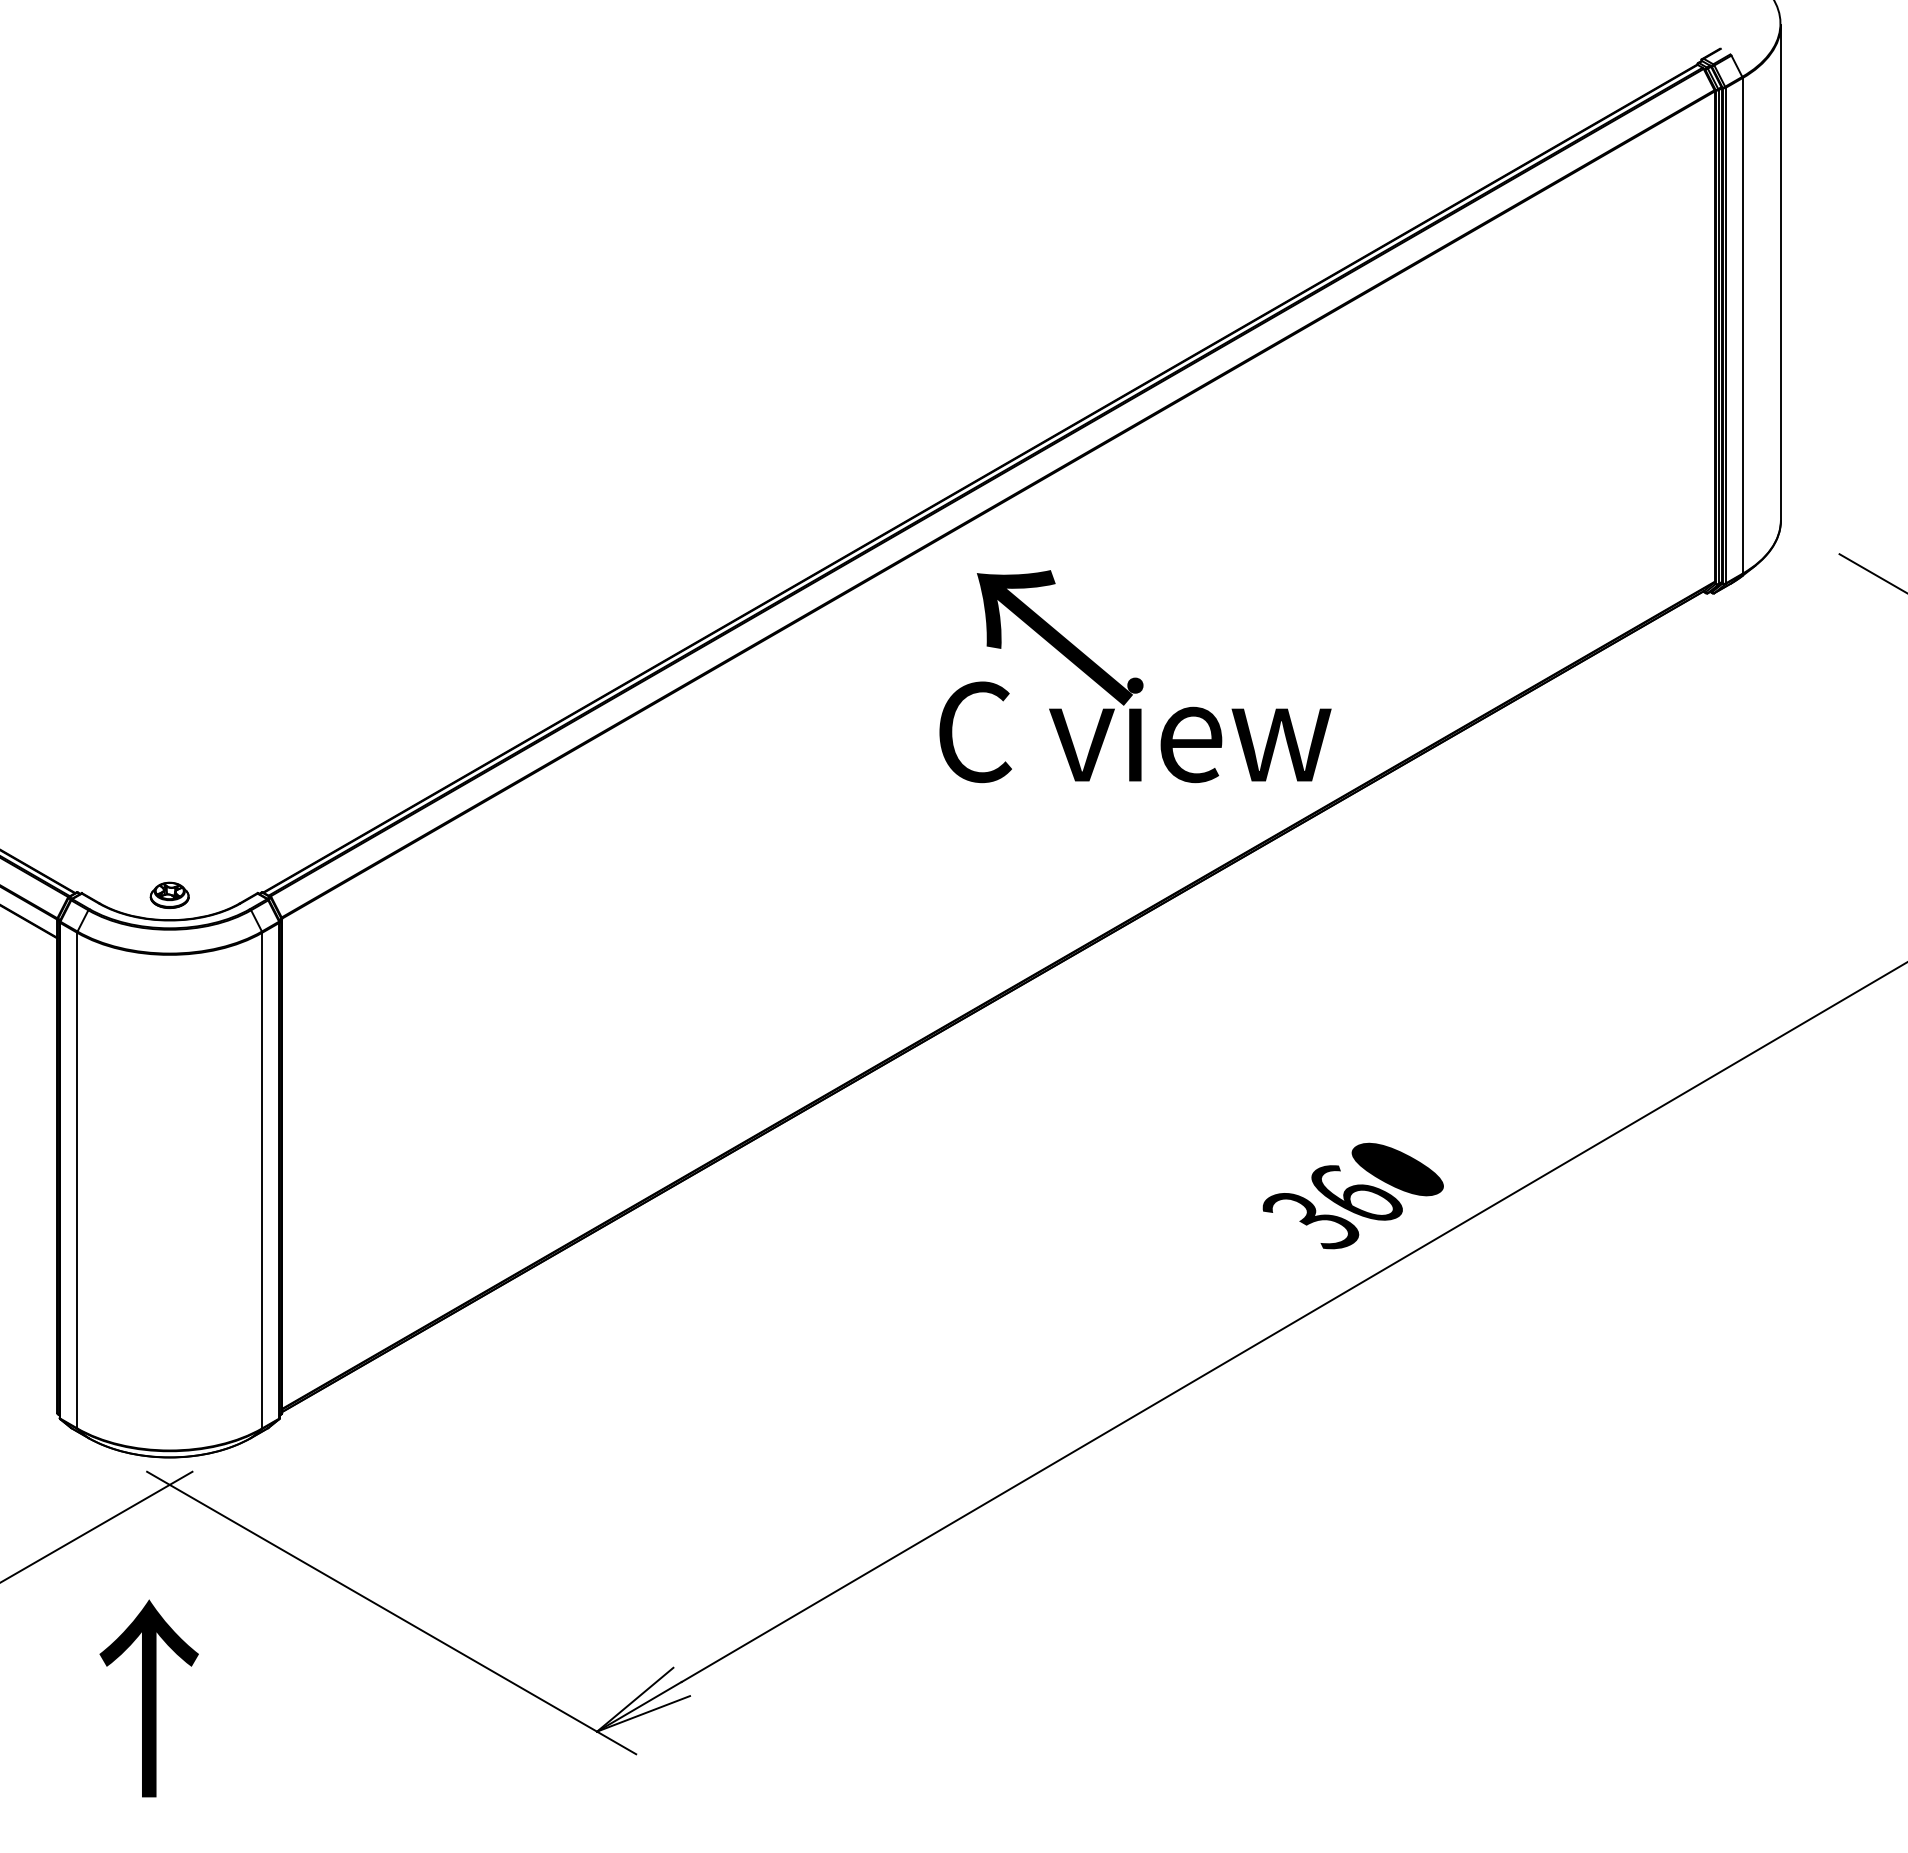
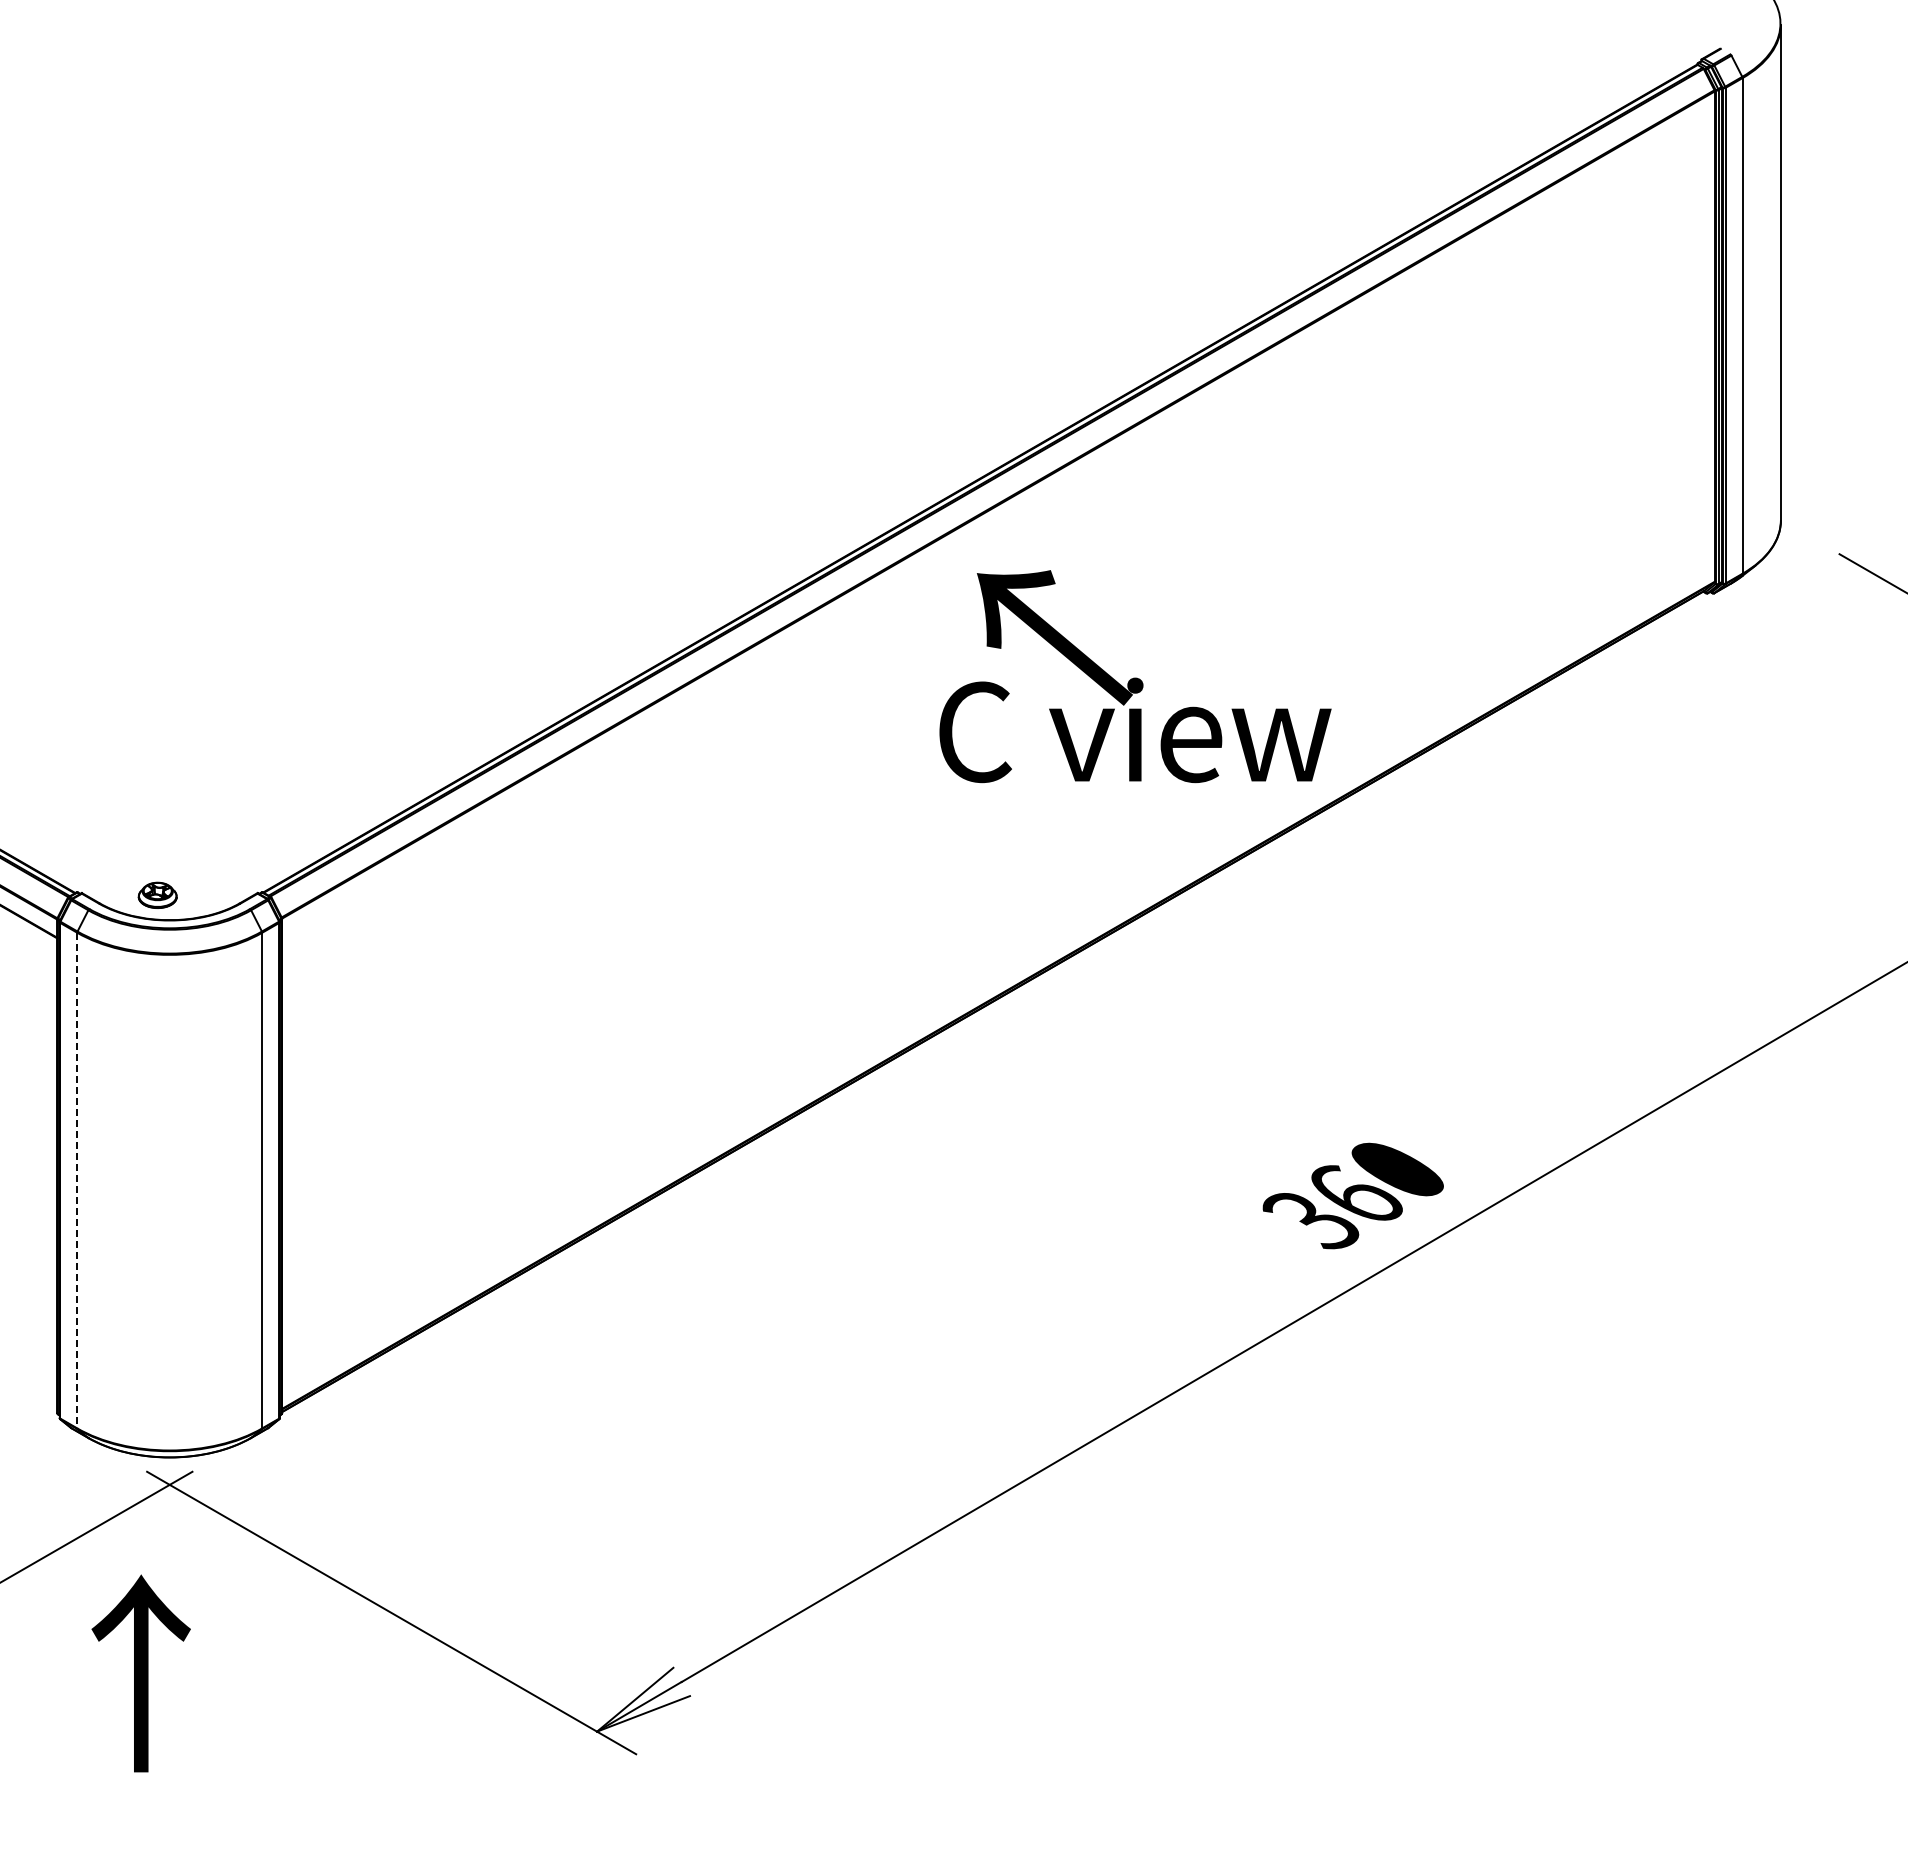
part position: (169, 894) -> (157, 894) (157, 894)
line: solid -> dashed (77, 1180)
text position: (148, 1698) -> (140, 1673) (140, 1673)
